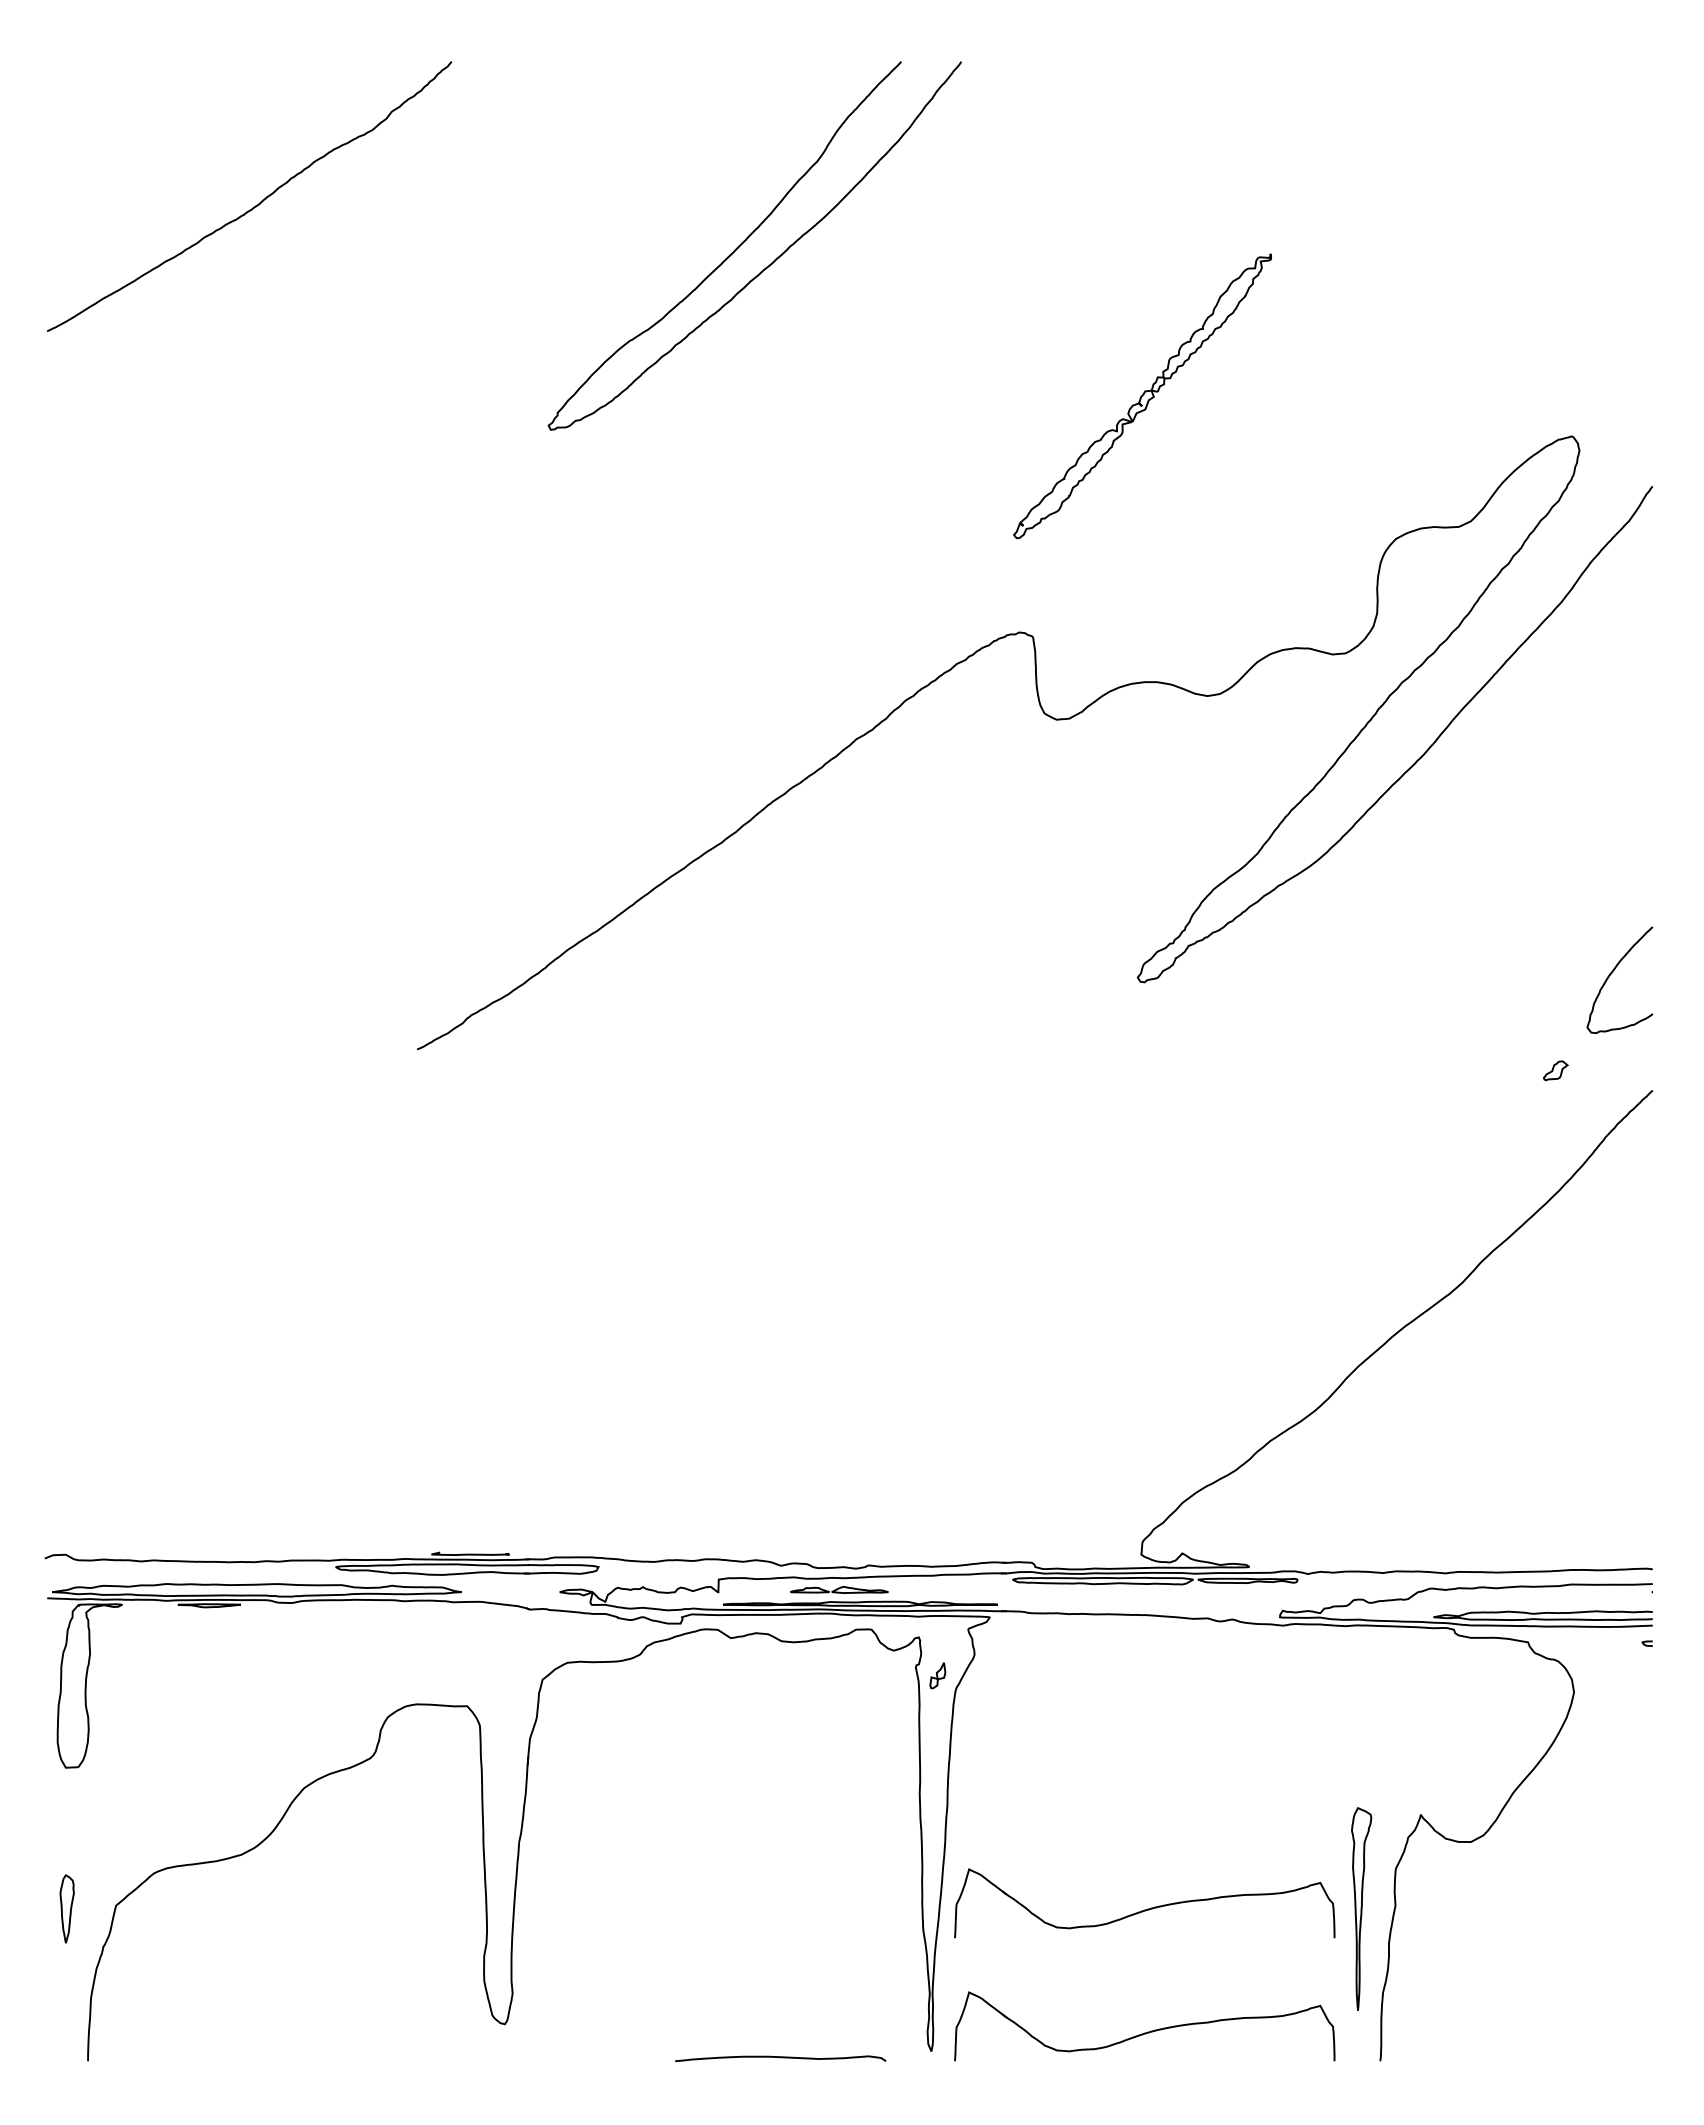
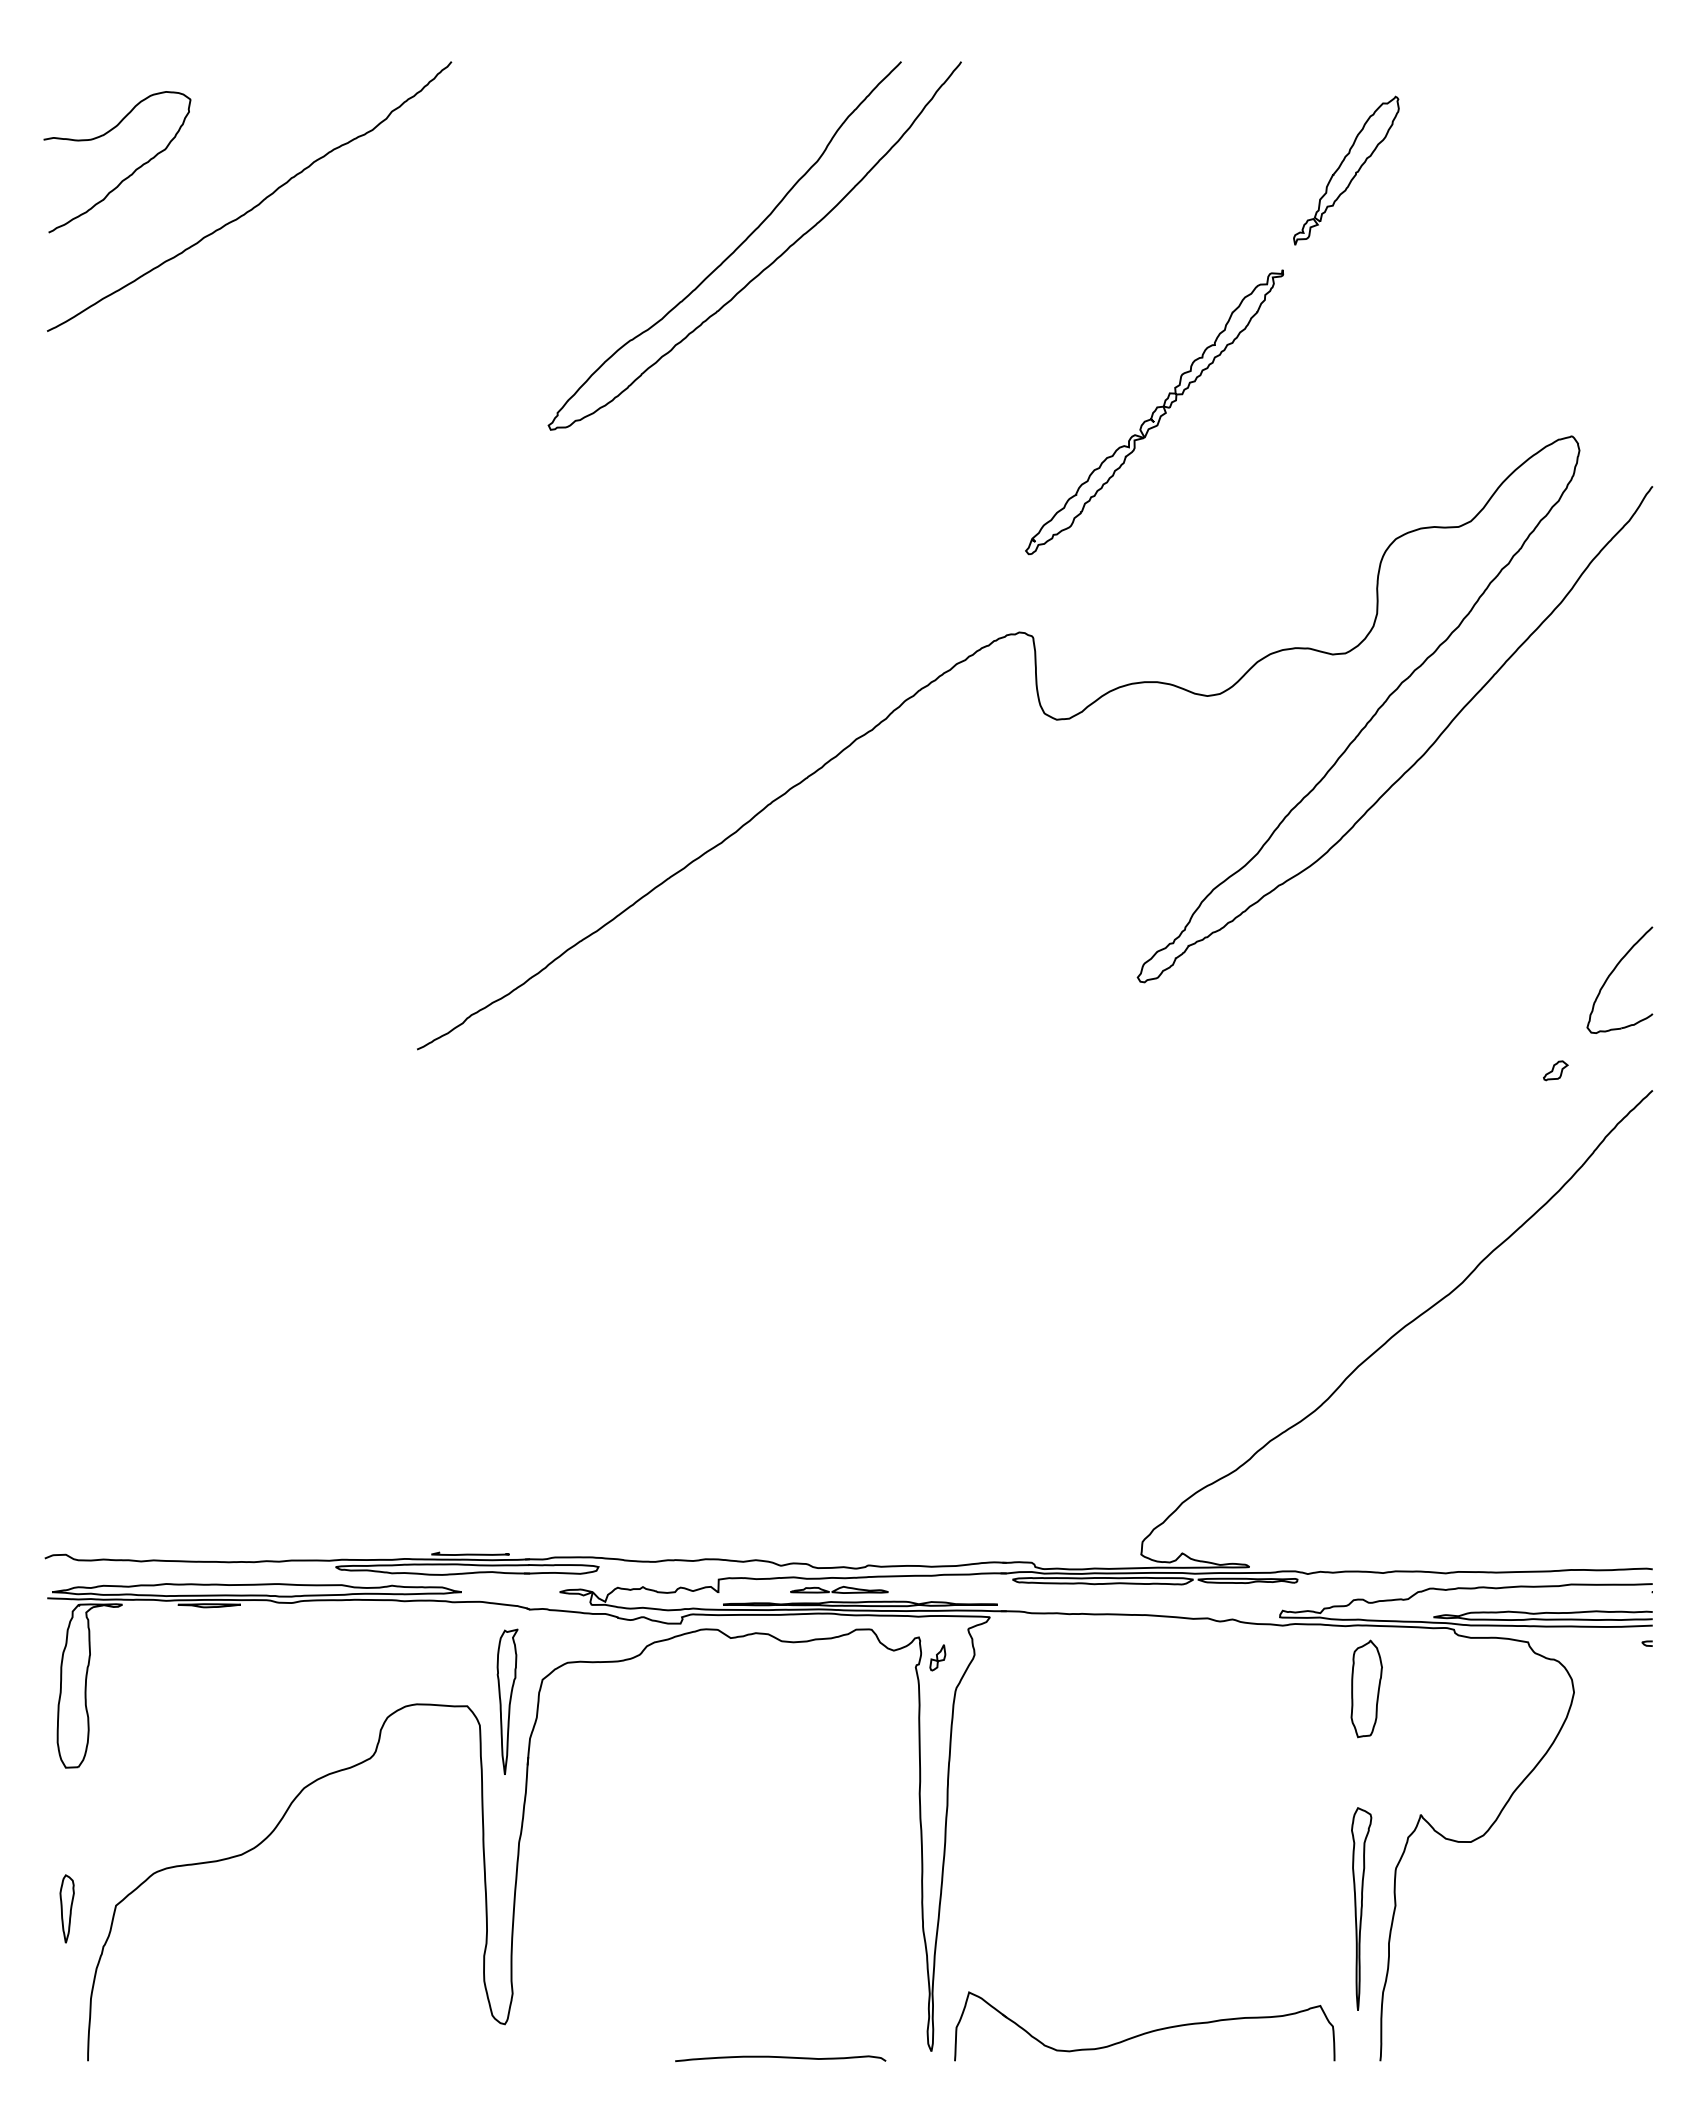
part: none -> present (1346, 170)
curve: none -> present (128, 175)
part position: (1142, 396) -> (1154, 412) (1154, 412)
part position: (937, 1675) -> (937, 1657) (937, 1657)
part: none -> present (1366, 1688)
part: none -> present (507, 1701)
part: present -> none (1144, 1903)
